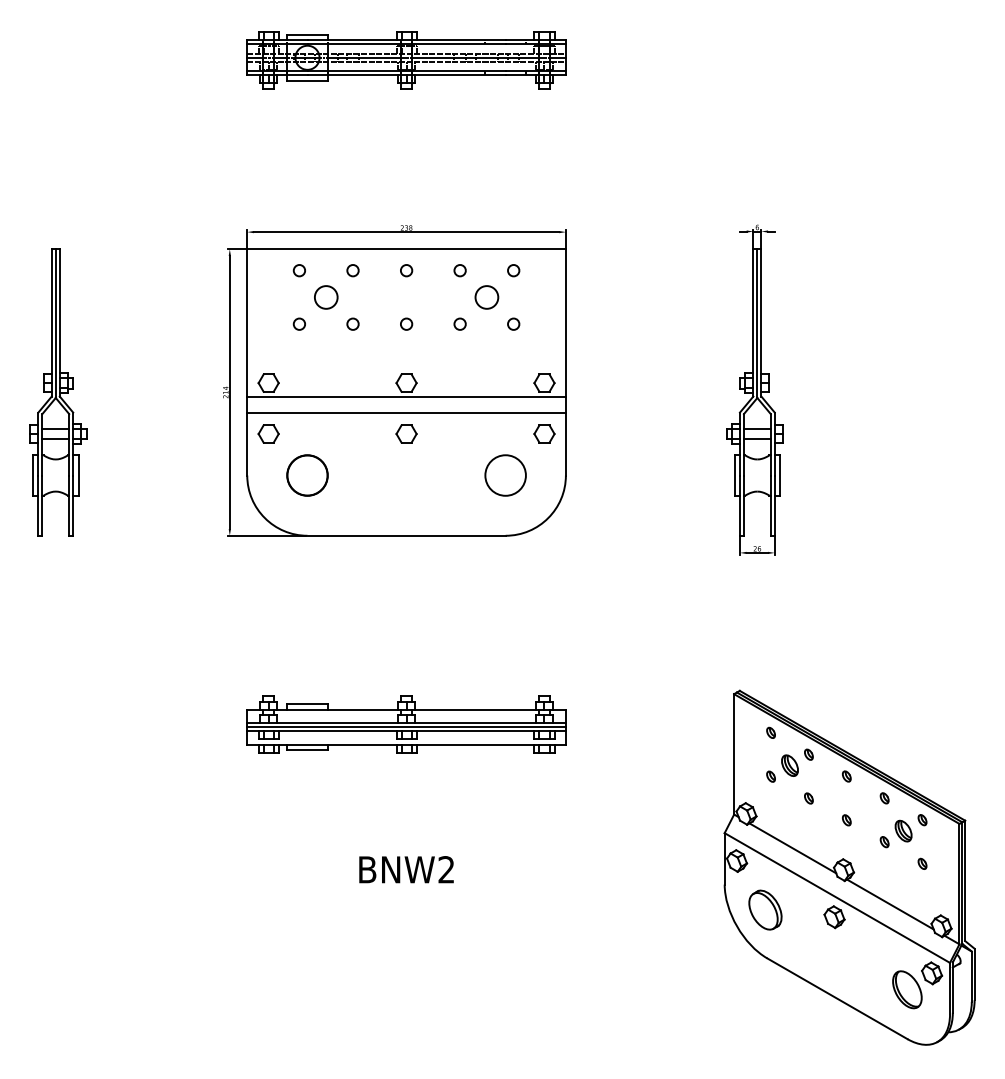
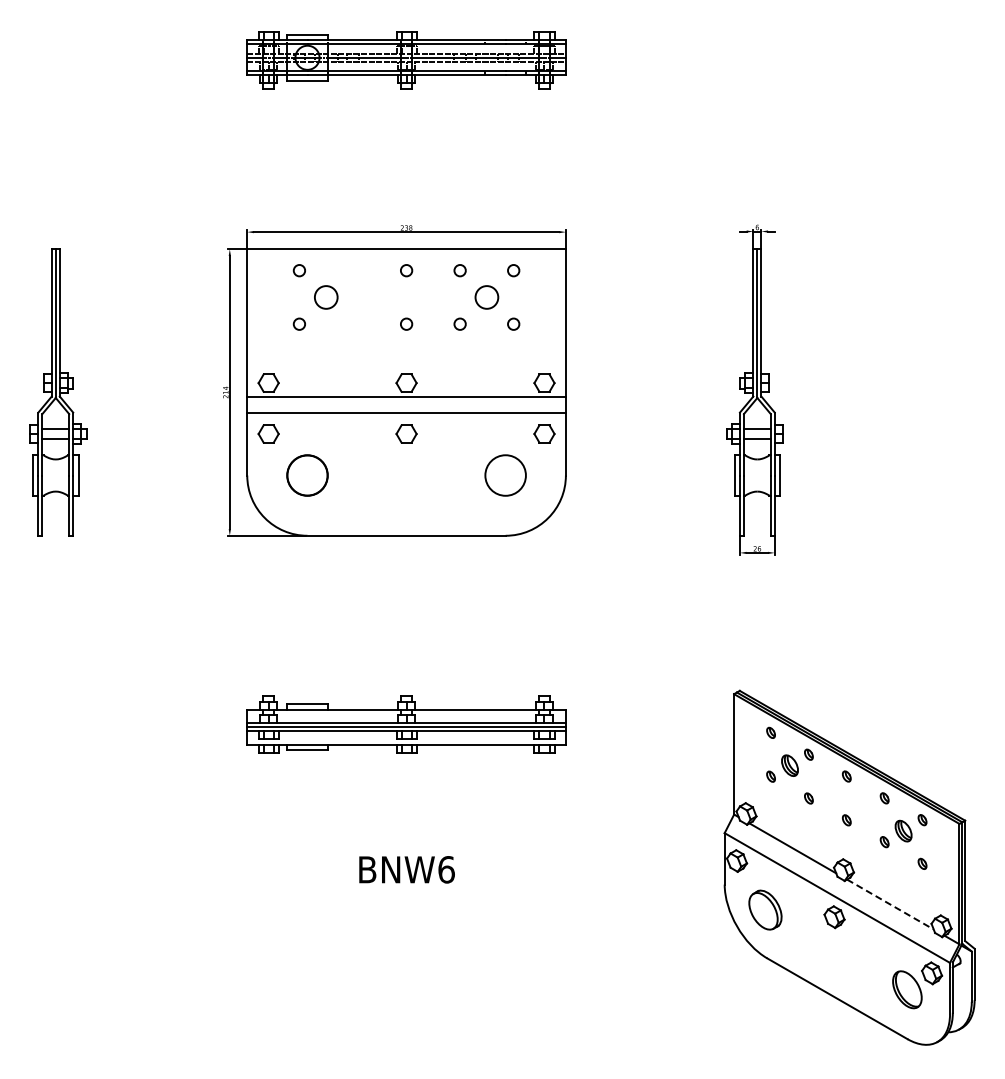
circle: present -> none (352, 270)
circle: present -> none (352, 323)
text: BNW2 -> BNW6 (446, 869)
line: solid -> dashed (890, 904)
